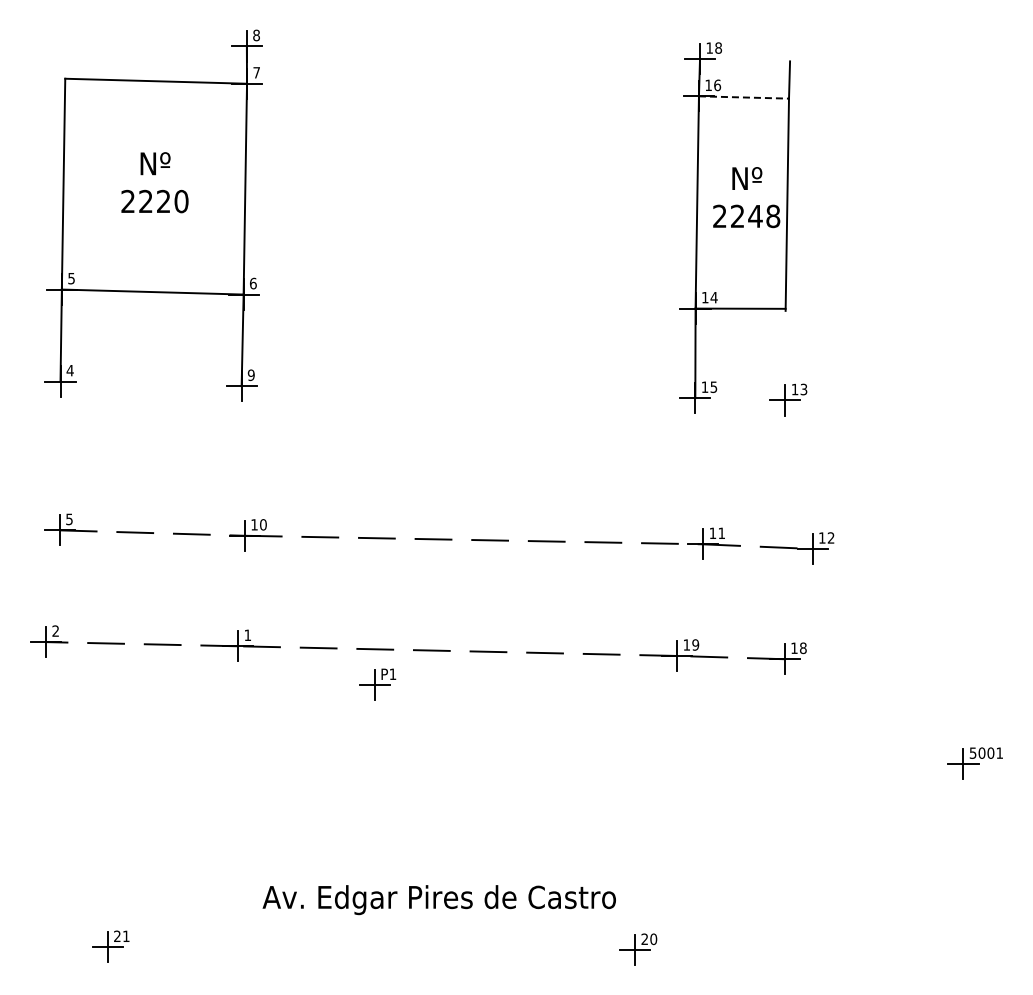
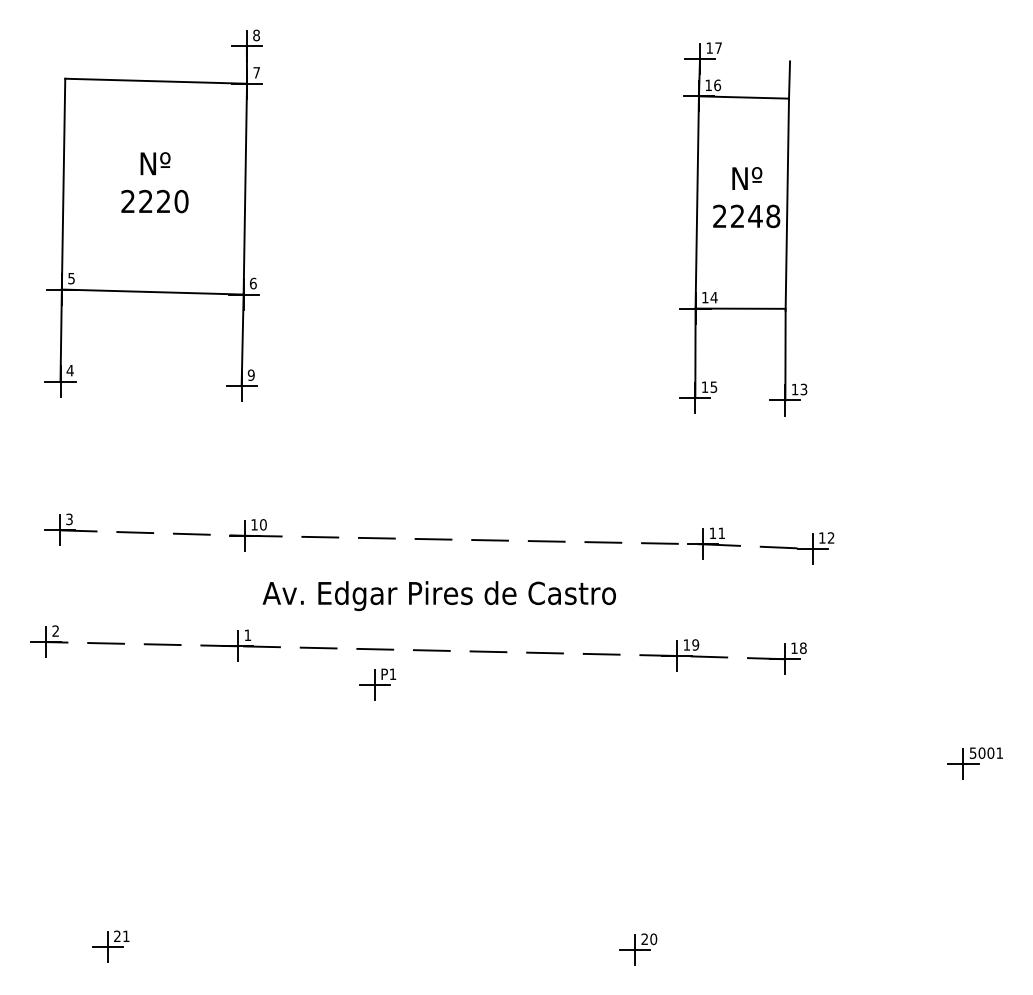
text: 18 -> 17 (718, 47)
line: dashed -> solid (744, 97)
line: none -> present (785, 355)
text: 5 -> 3 (69, 518)
text position: (438, 900) -> (438, 596) (438, 596)
